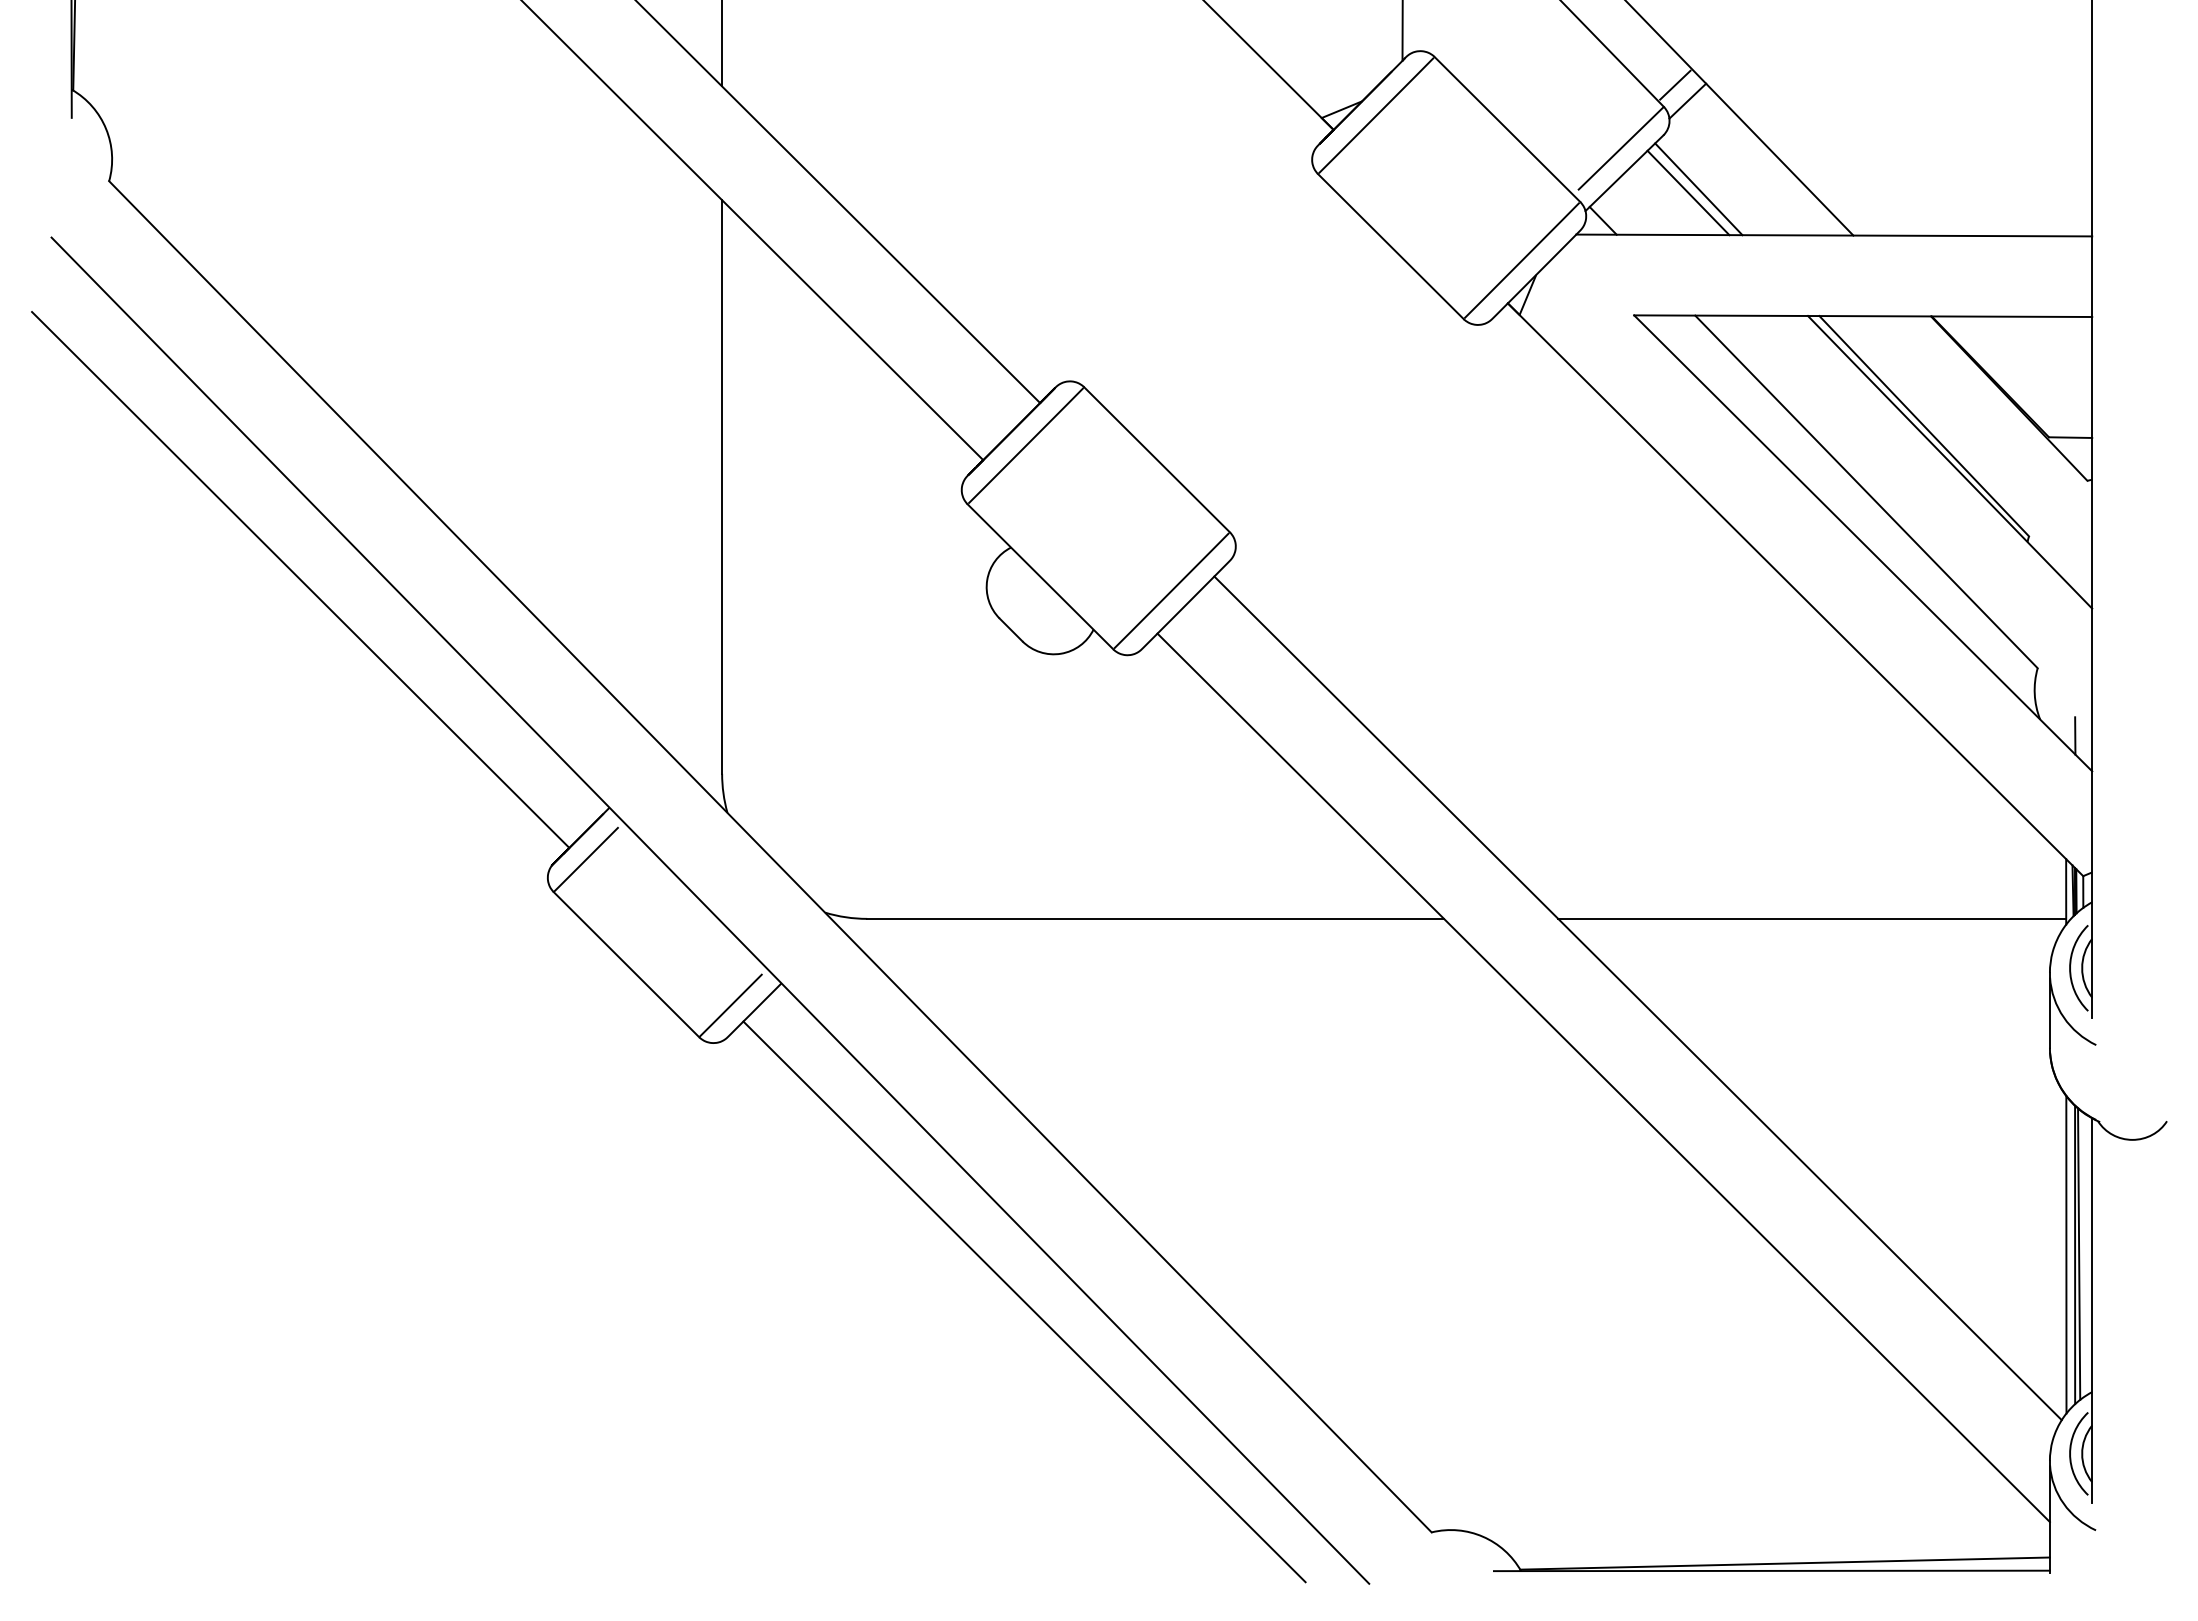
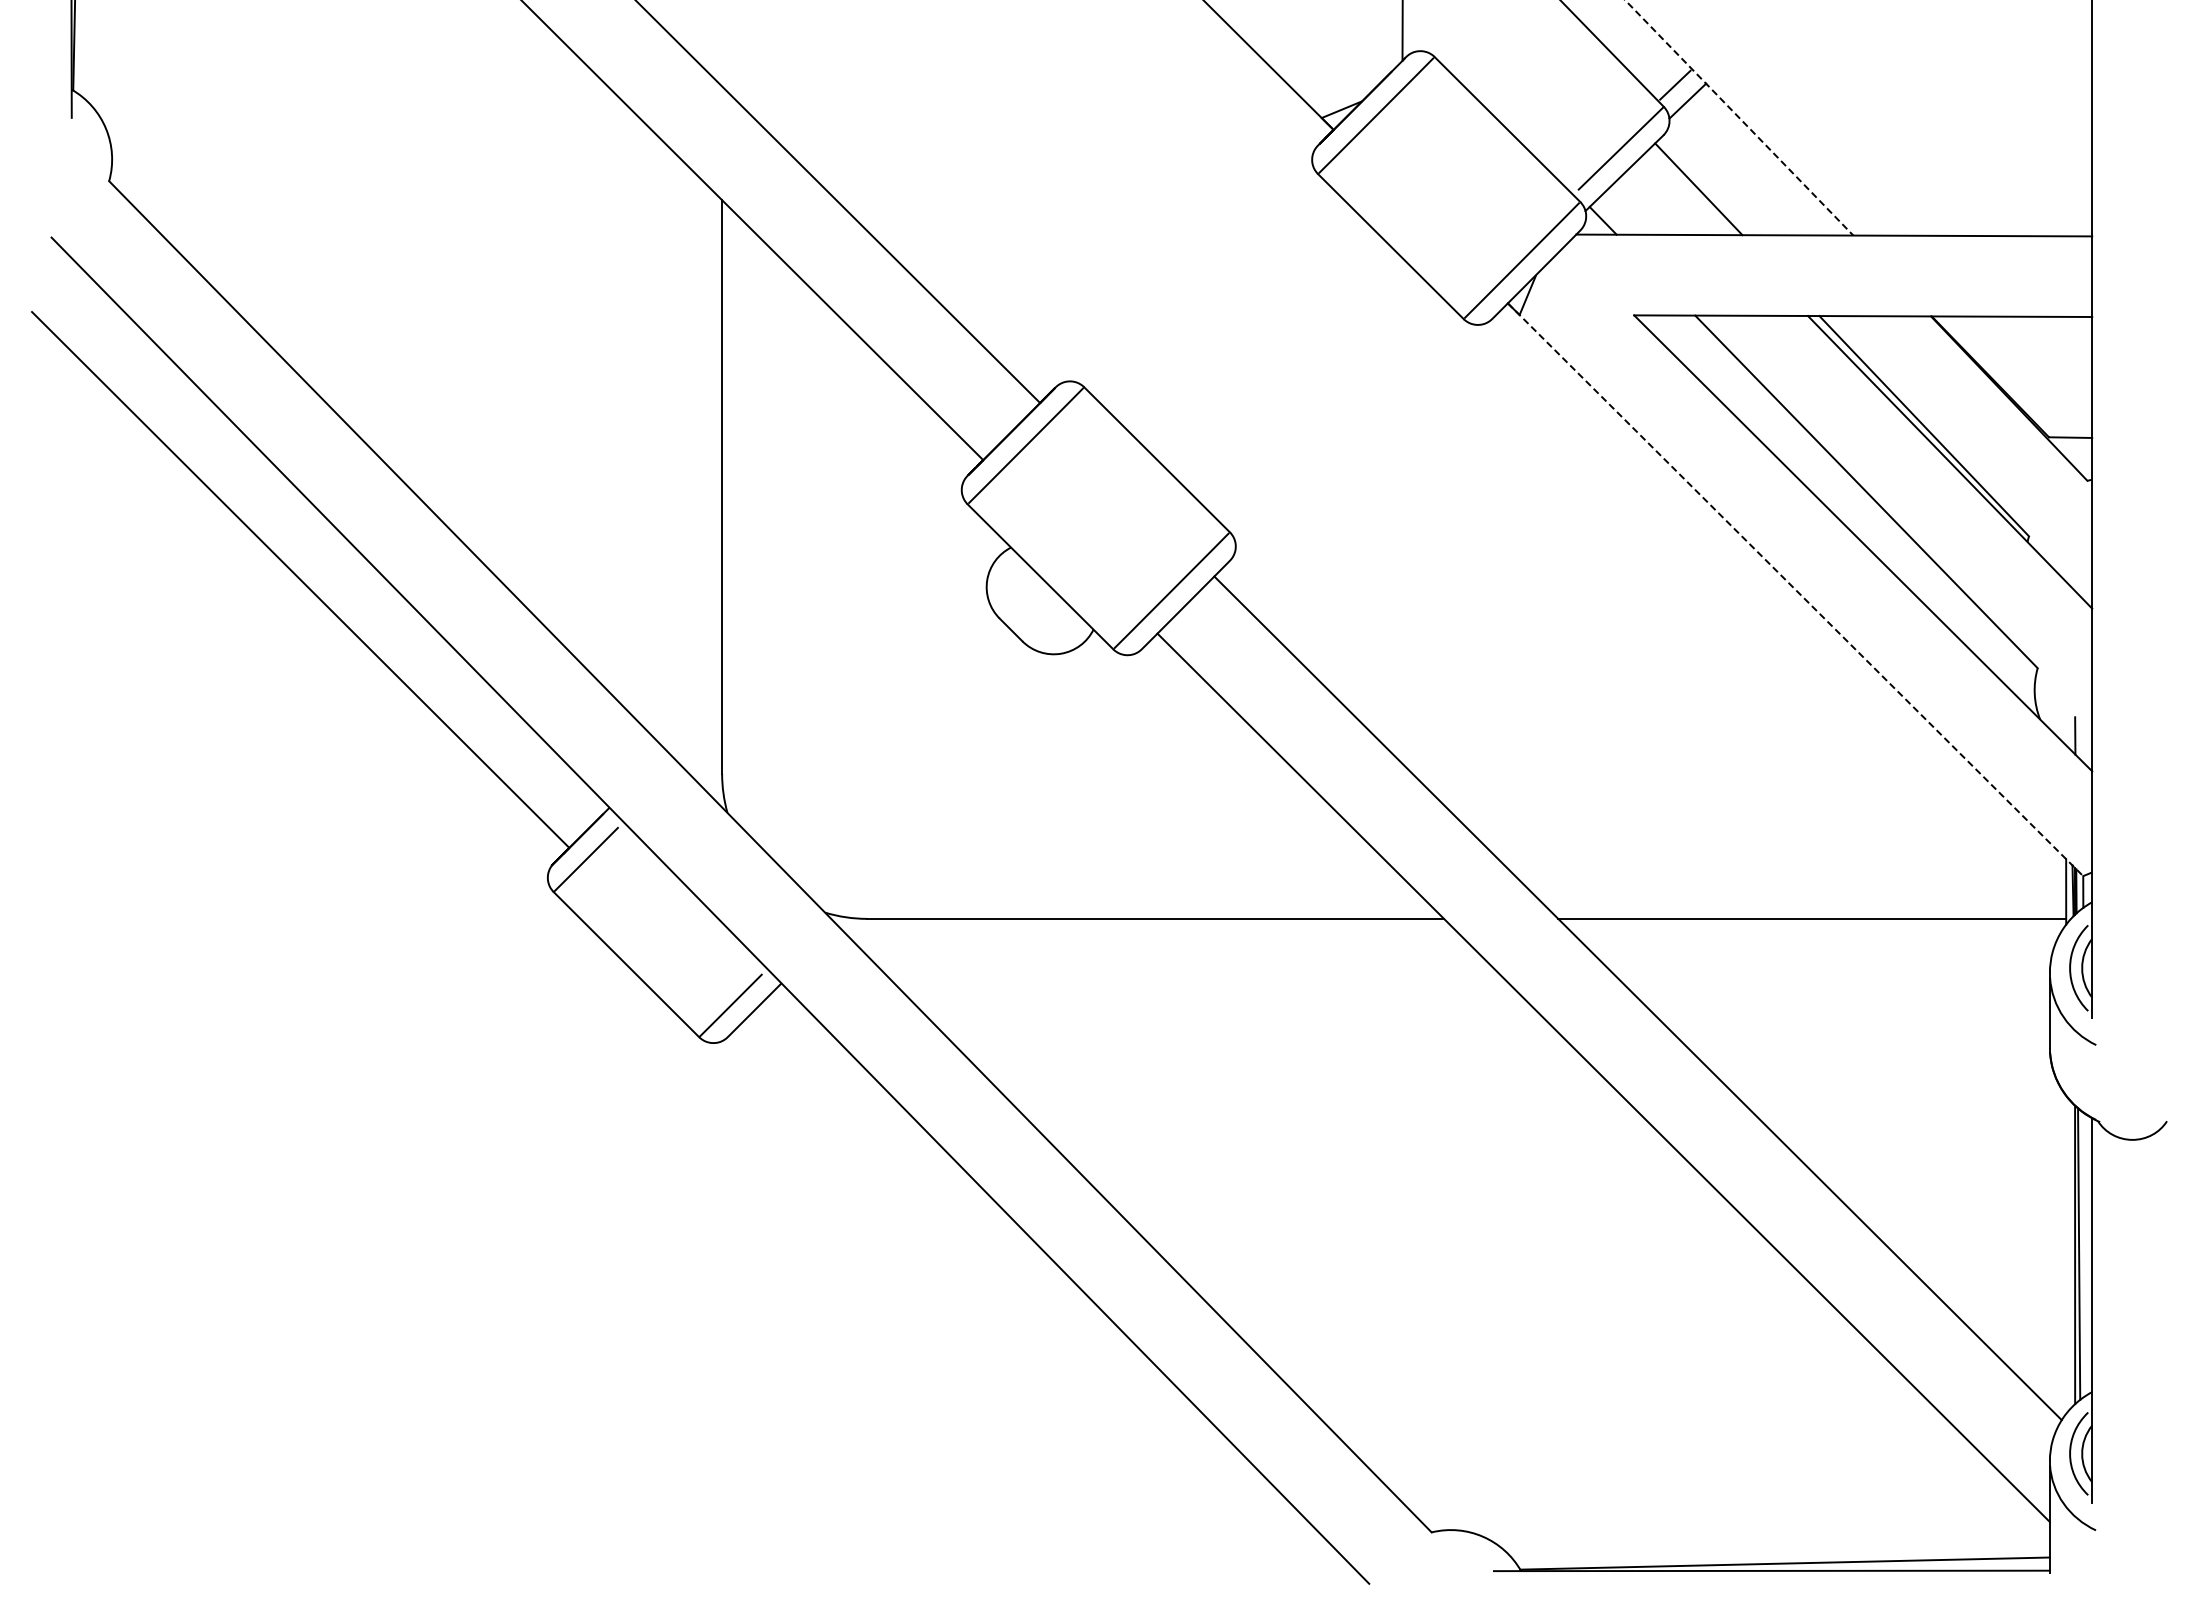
line: present -> none (722, 44)
line: solid -> dashed (1739, 117)
line: present -> none (1688, 192)
line: solid -> dashed (1795, 589)
line: present -> none (2066, 1254)
line: present -> none (1024, 1301)
